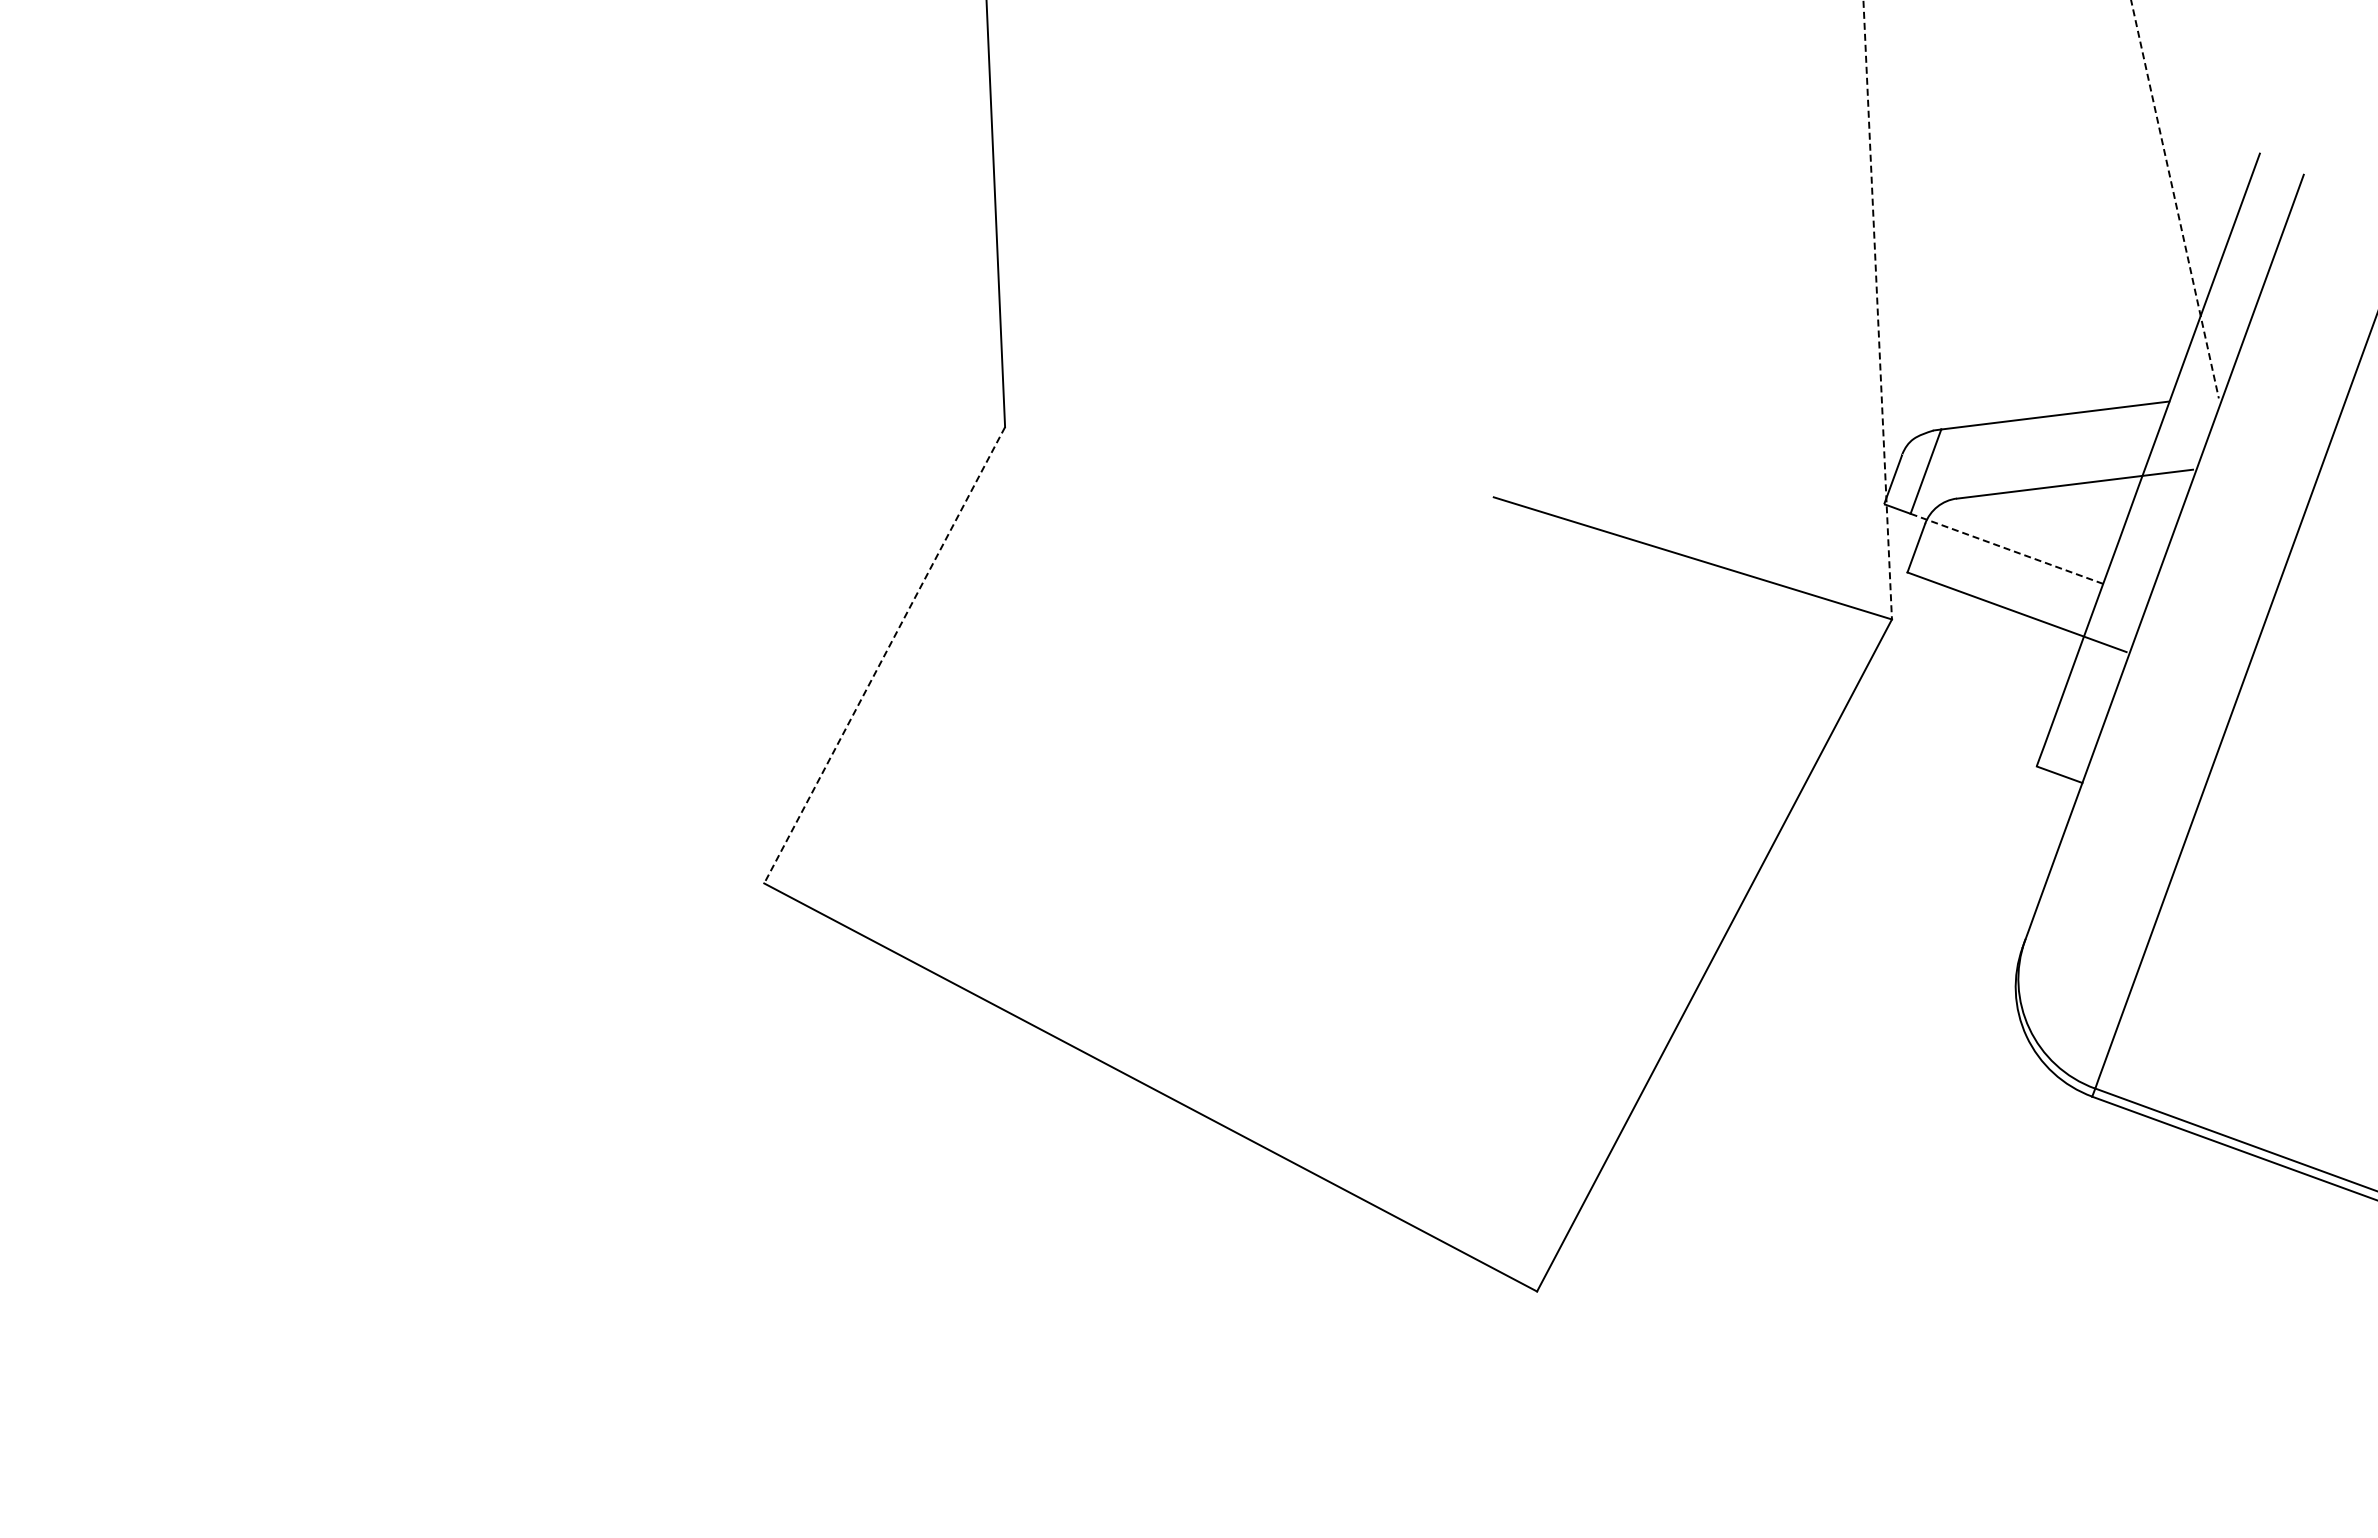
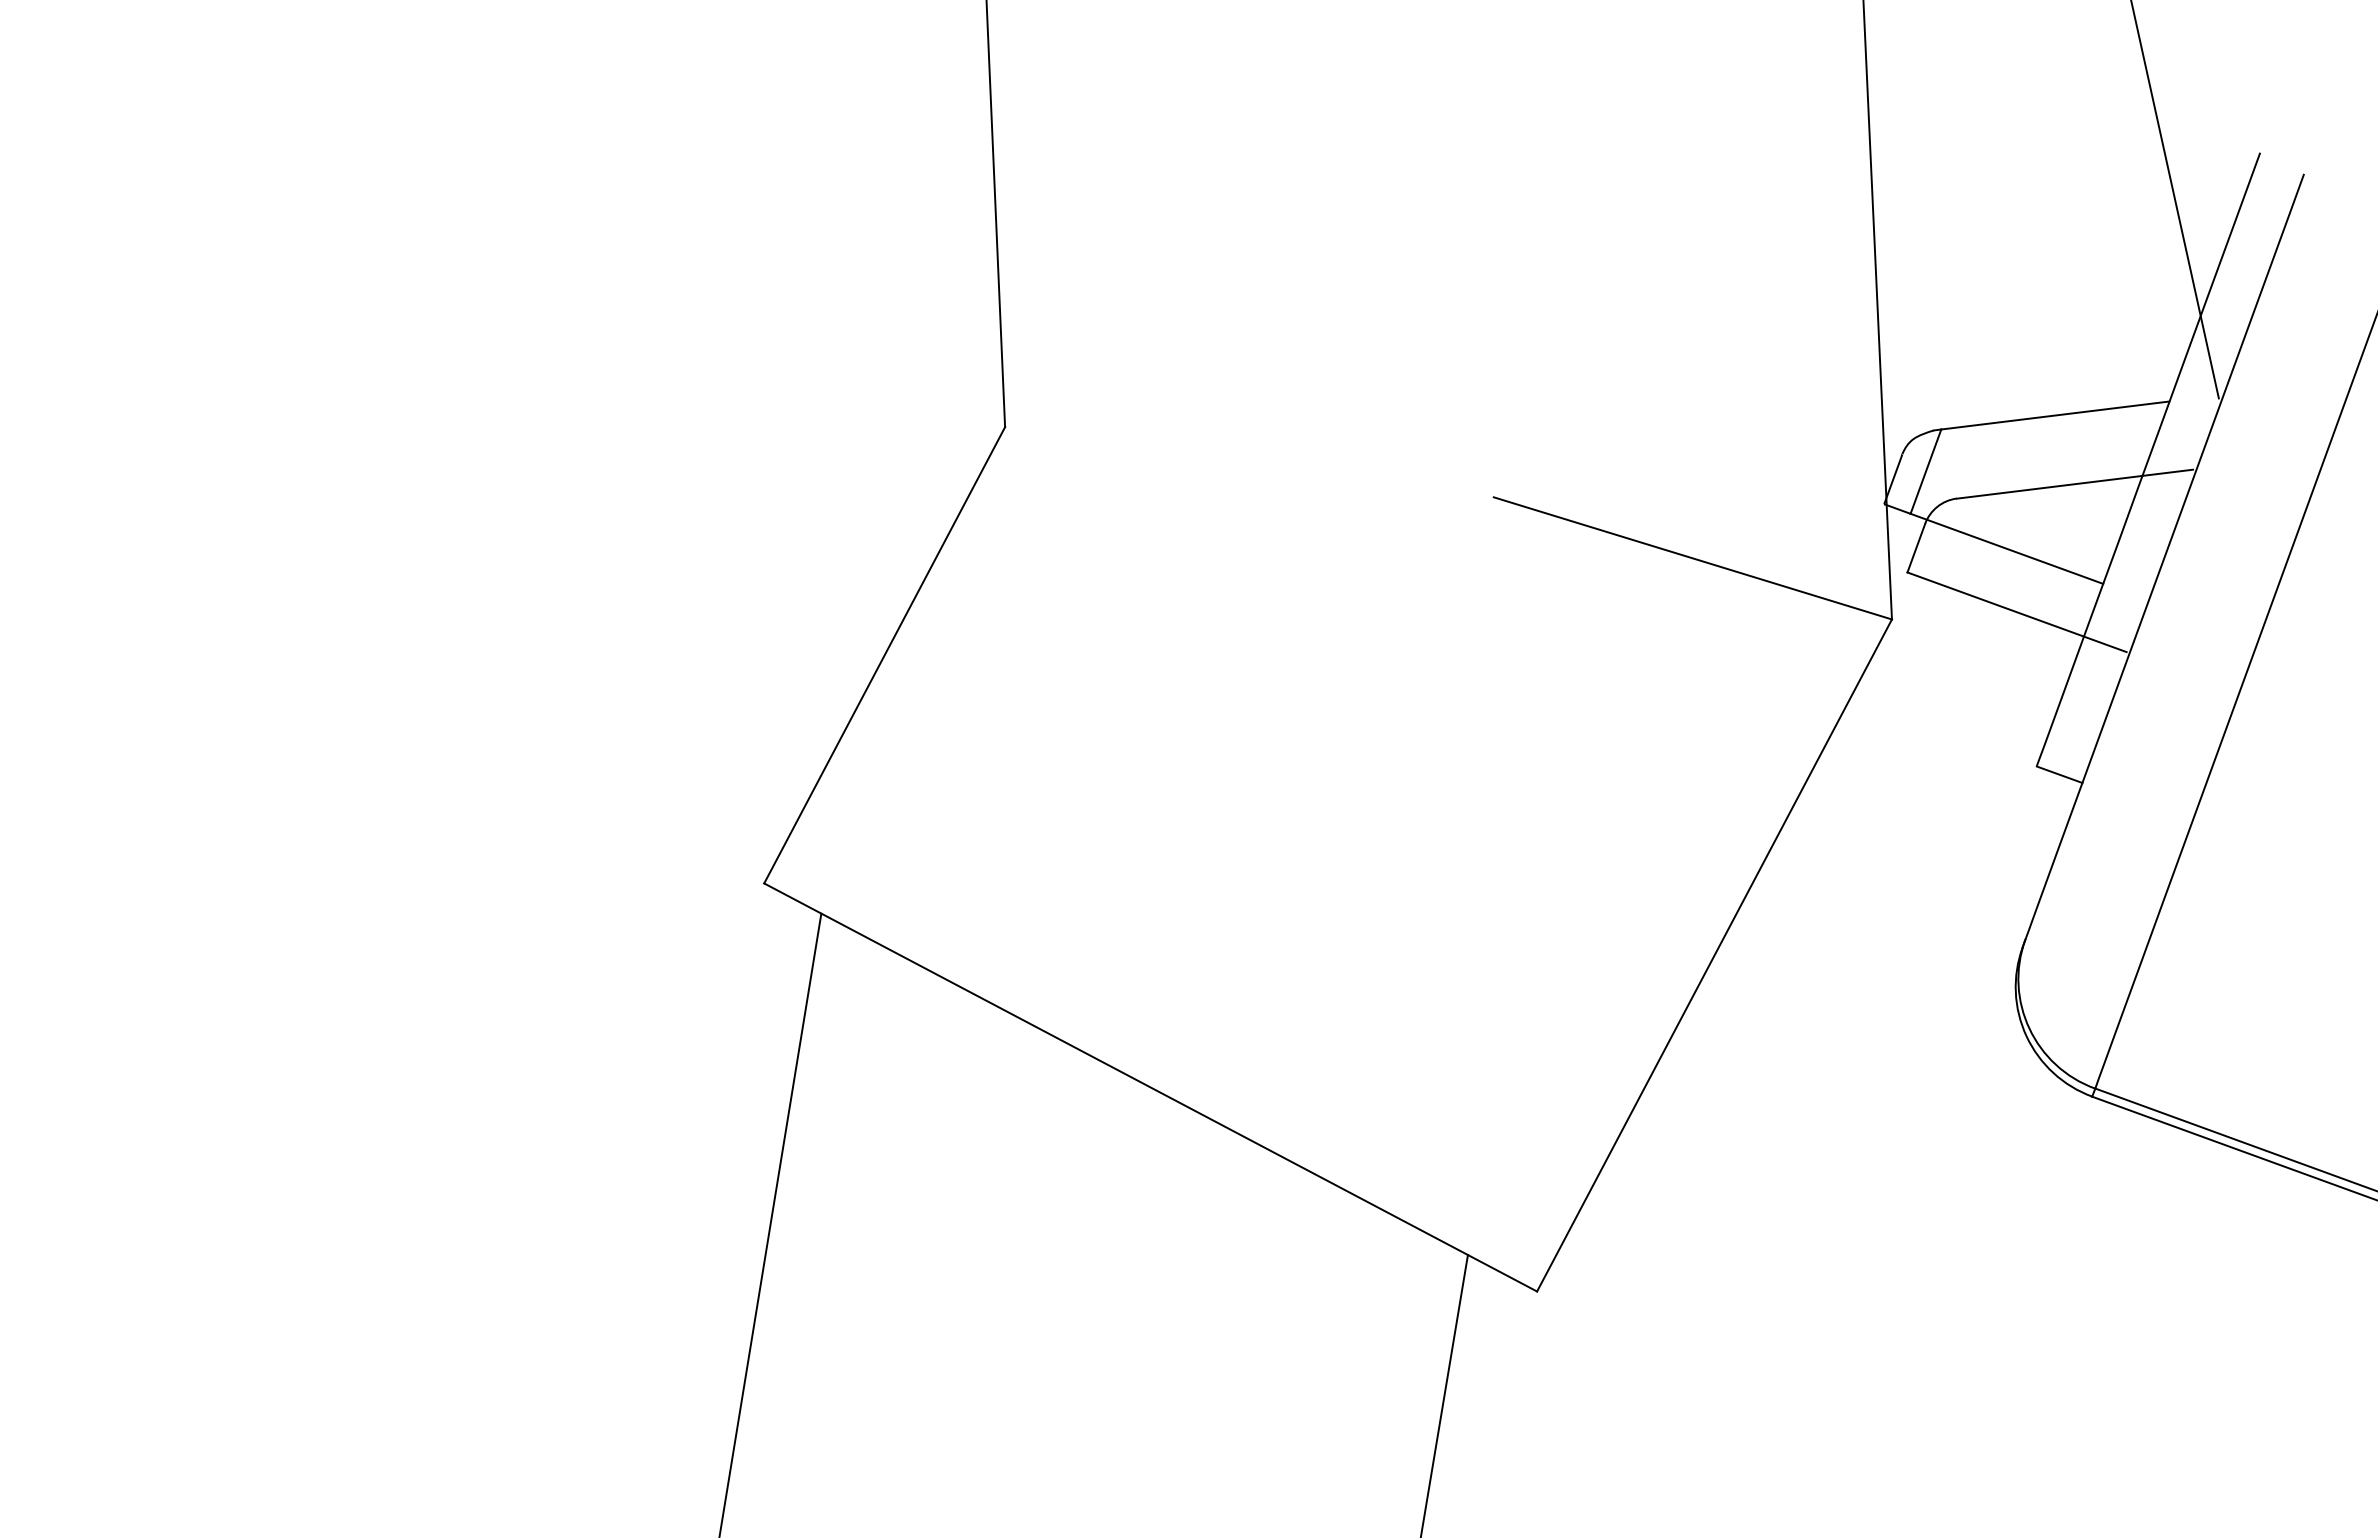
line: dashed -> solid (2174, 199)
line: dashed -> solid (1877, 309)
line: dashed -> solid (2006, 548)
line: dashed -> solid (884, 655)
line: none -> present (770, 1223)
line: none -> present (1444, 1394)
